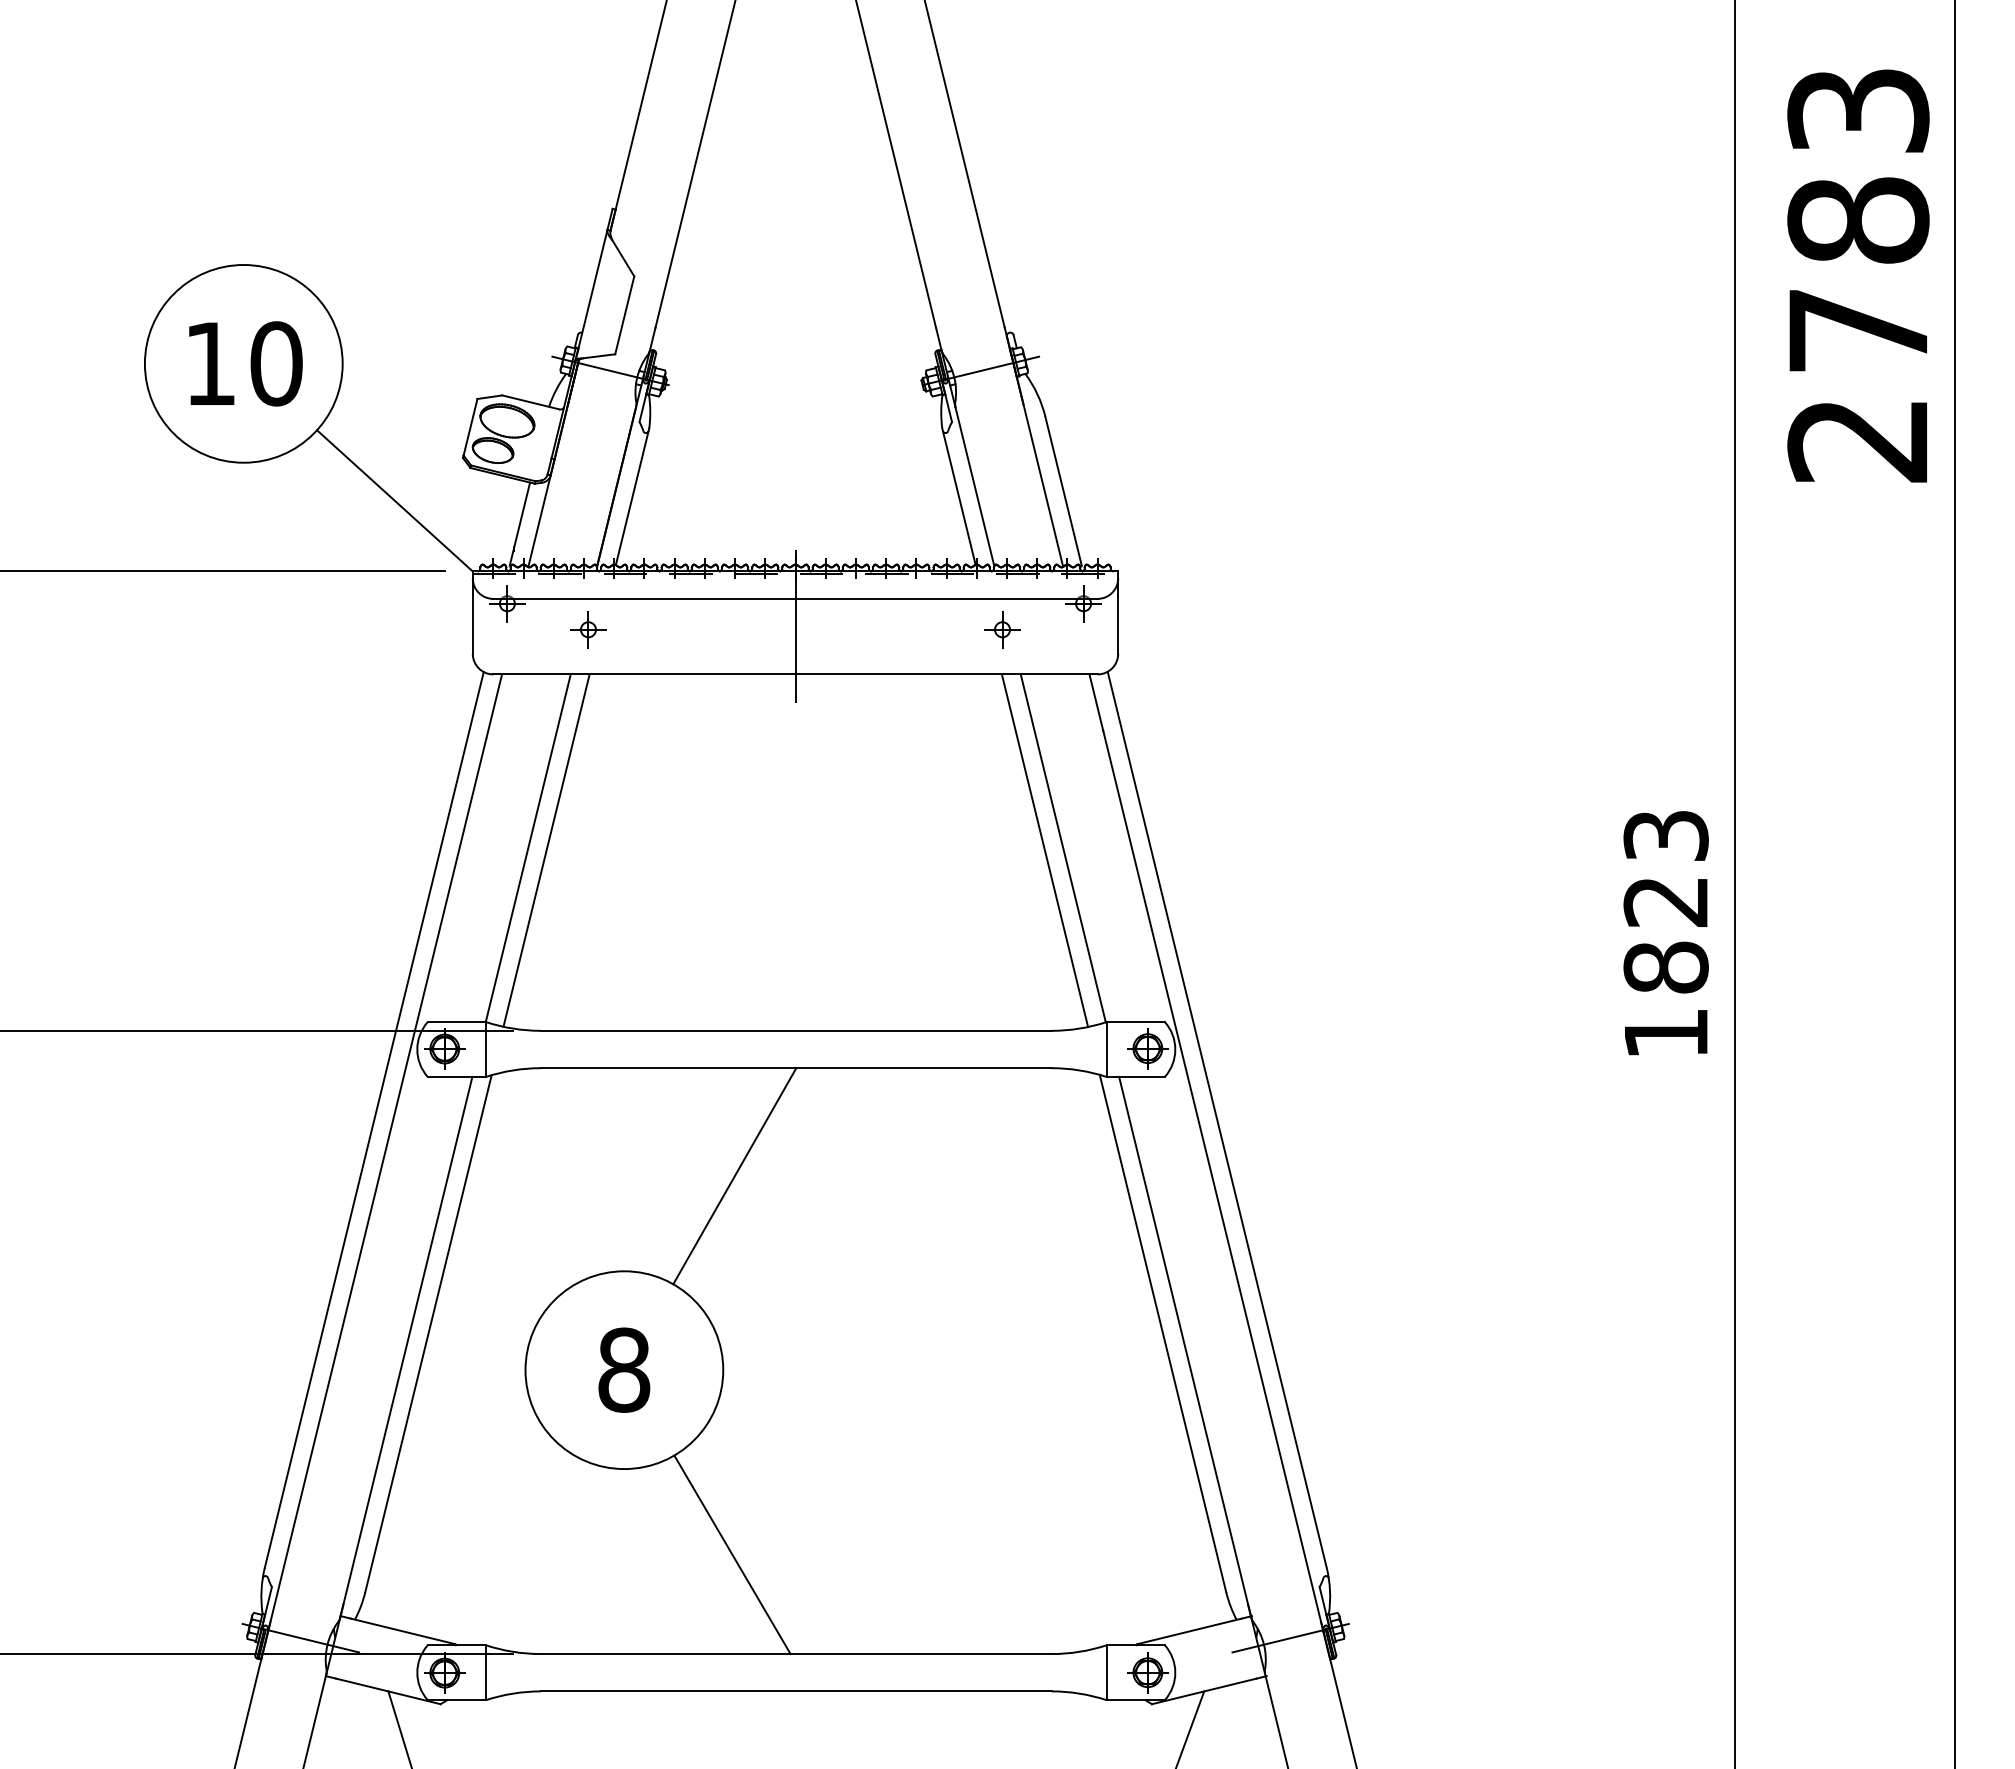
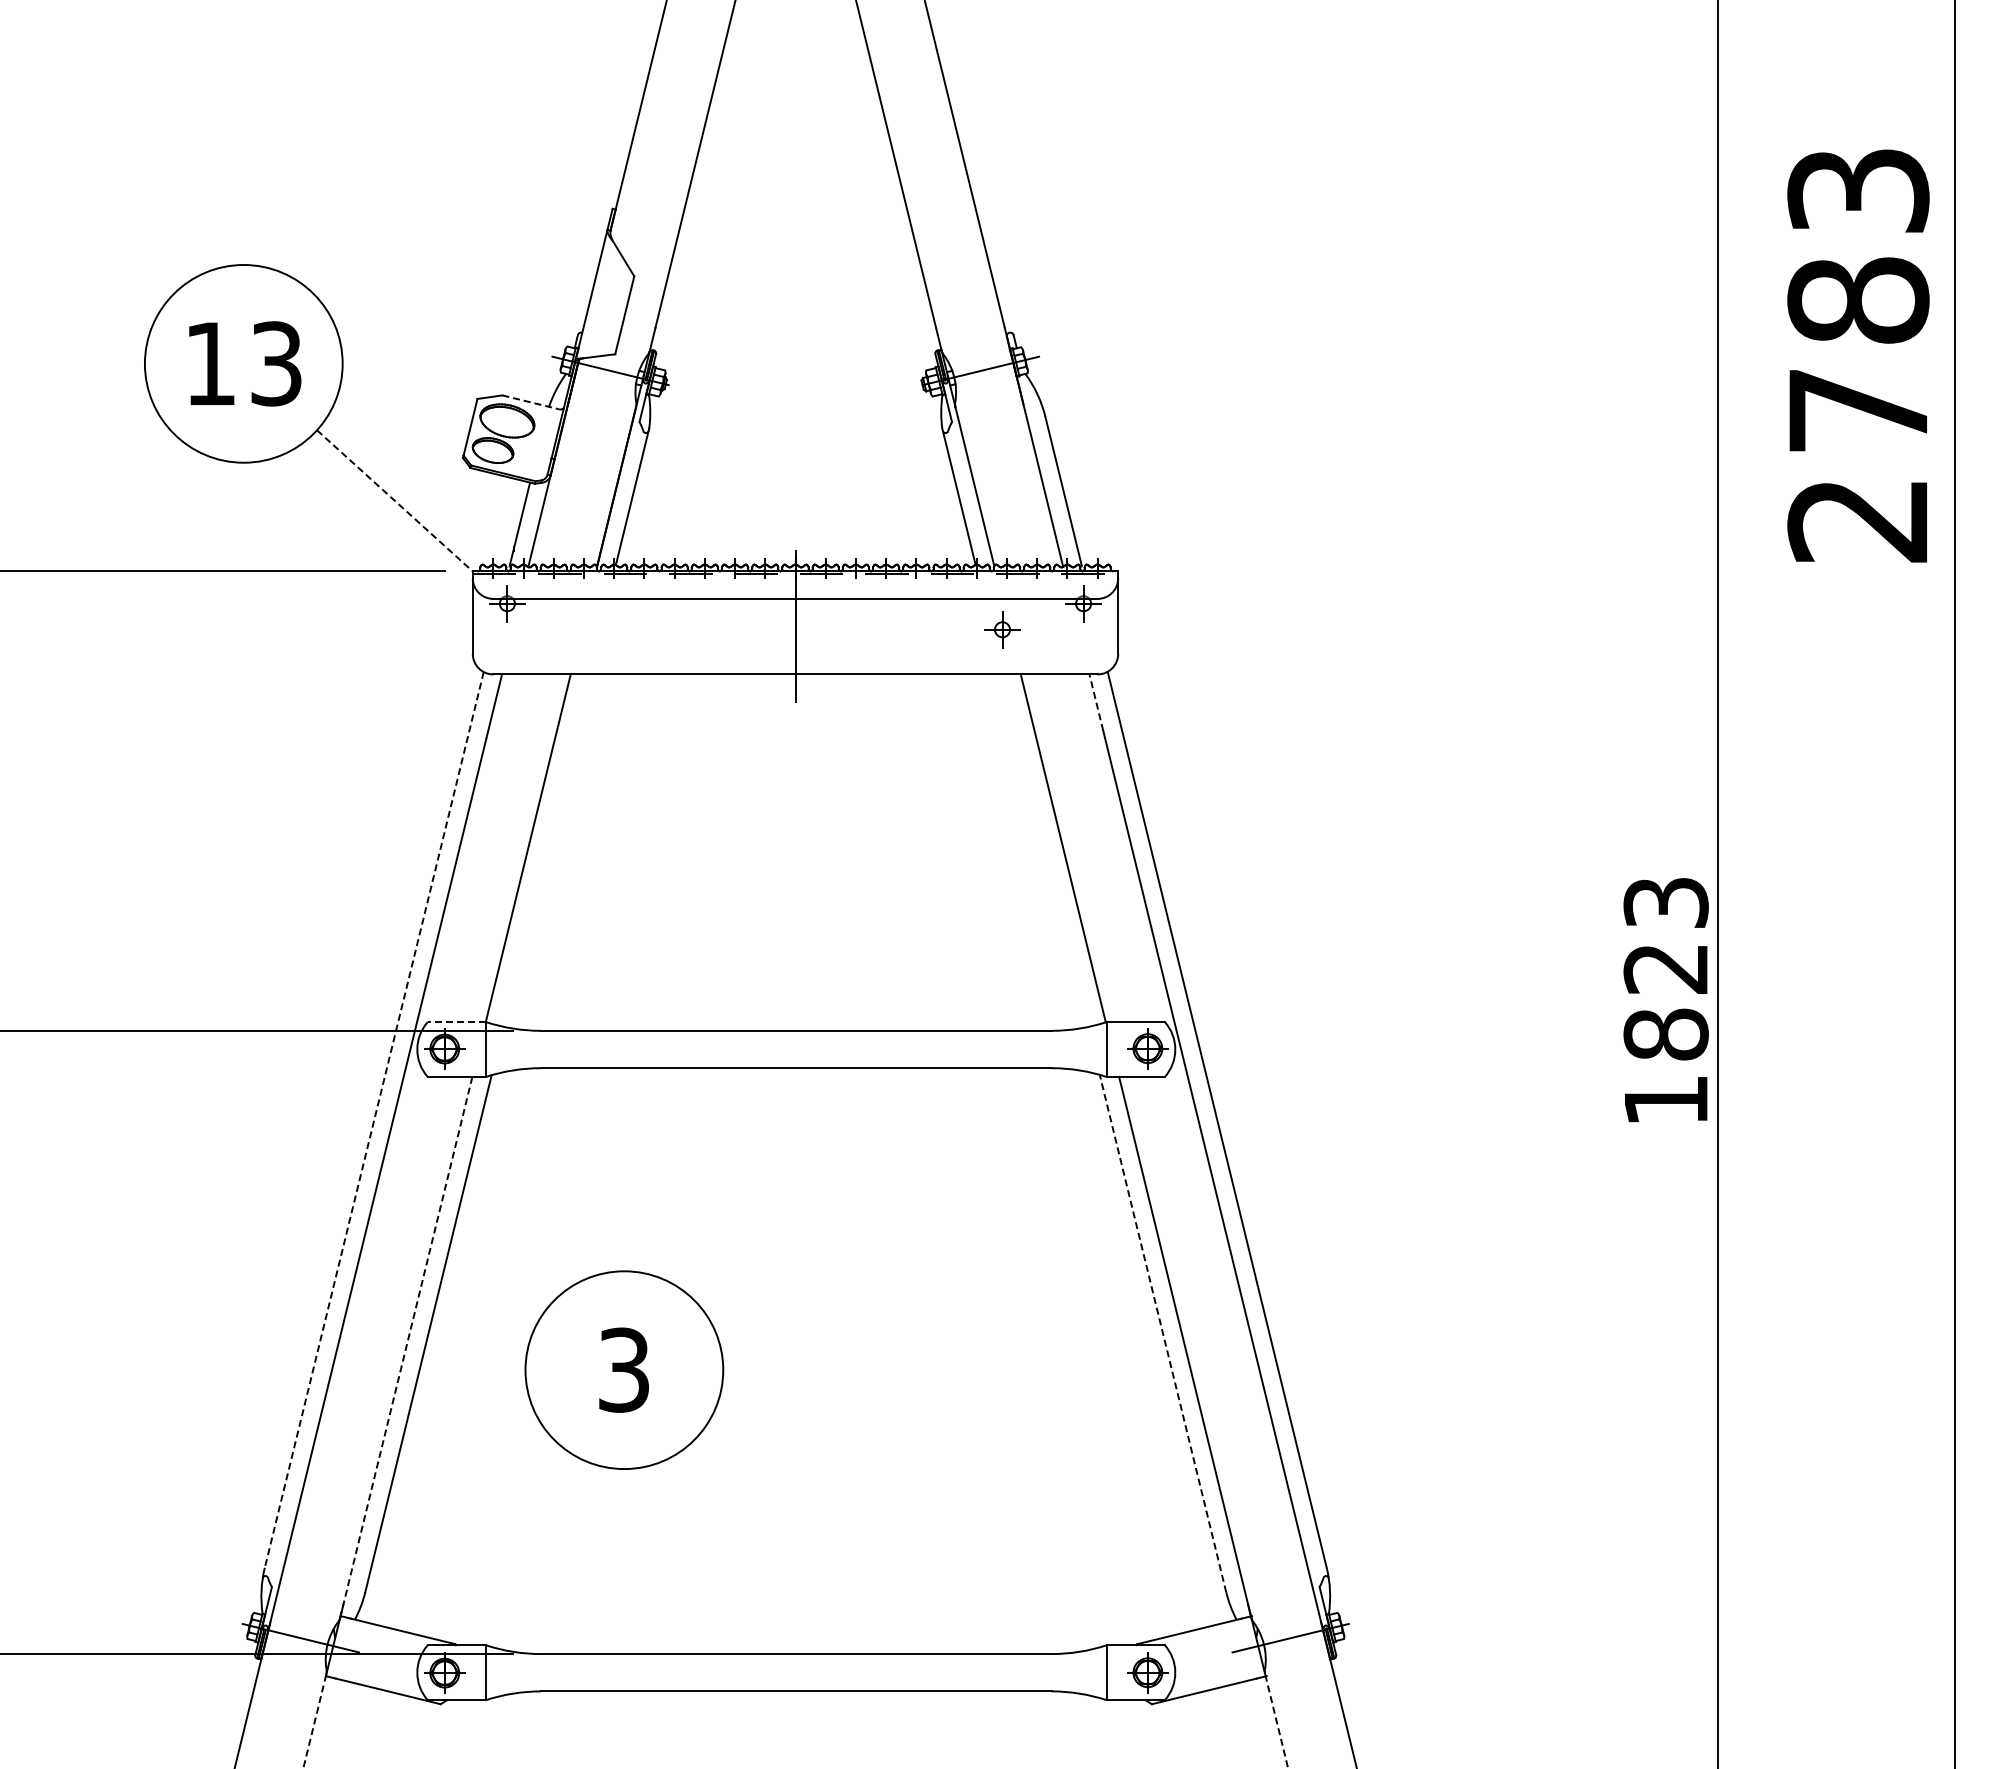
text position: (1858, 275) -> (1858, 355) (1858, 355)
text: 10 -> 13 (276, 363)
line: solid -> dashed (531, 402)
line: solid -> dashed (395, 501)
part: present -> none (588, 629)
line: solid -> dashed (1096, 702)
line: present -> none (546, 850)
line: present -> none (1044, 850)
line position: (1734, 883) -> (1717, 883) (1717, 883)
text position: (1665, 933) -> (1665, 1000) (1665, 1000)
line: solid -> dashed (456, 1022)
line: solid -> dashed (374, 1120)
line: present -> none (734, 1176)
line: solid -> dashed (1162, 1333)
line: solid -> dashed (406, 1347)
text: 8 -> 3 (624, 1369)
line: present -> none (732, 1554)
line: solid -> dashed (314, 1722)
line: solid -> dashed (1276, 1722)
line: present -> none (399, 1728)
line: present -> none (1190, 1728)
